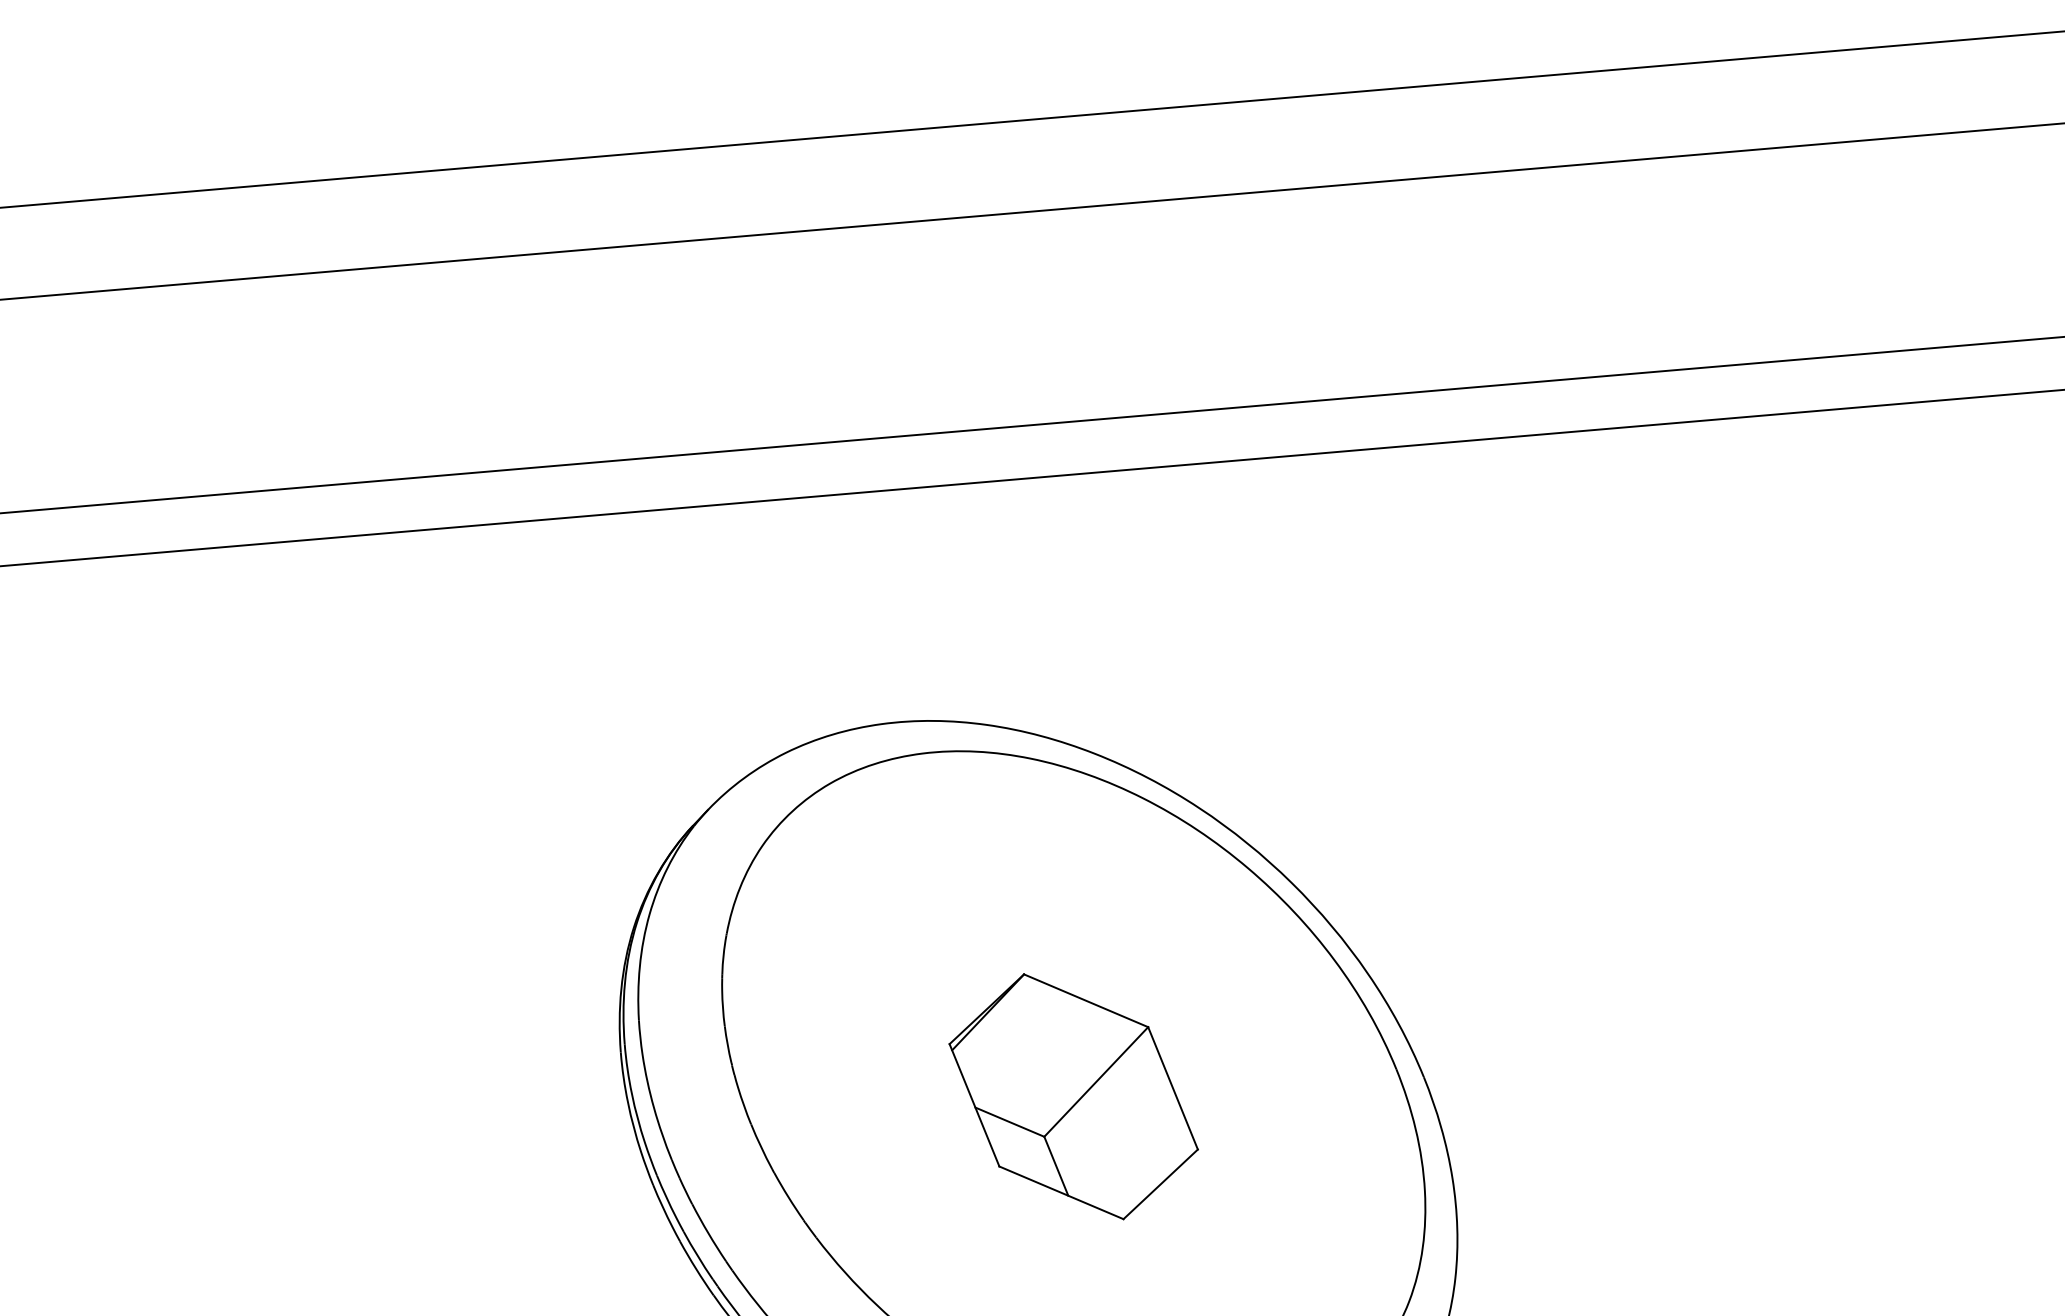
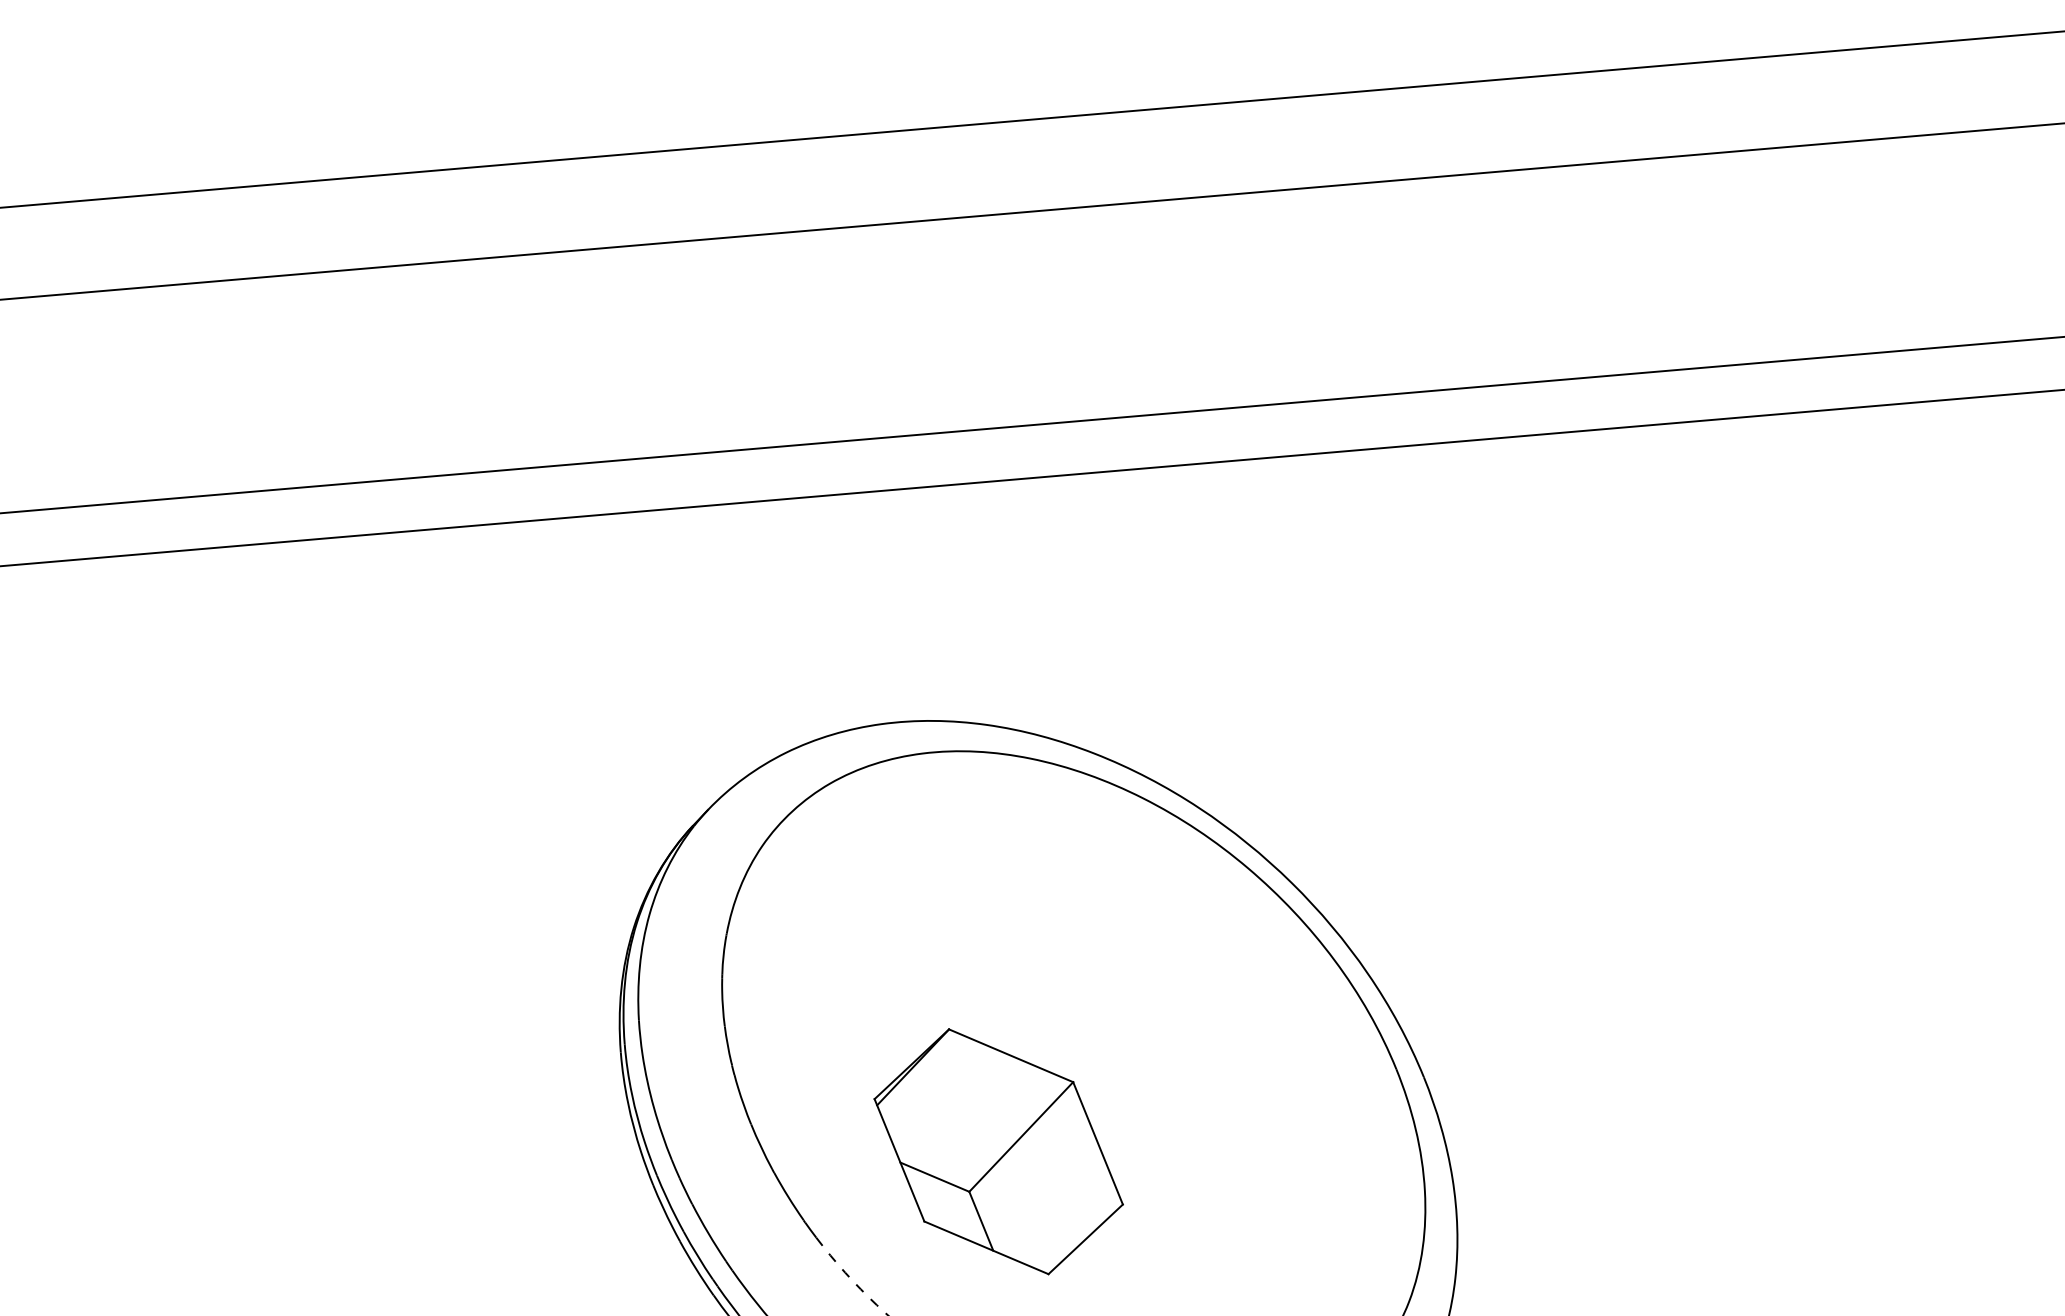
part position: (1073, 1096) -> (998, 1151) (998, 1151)
arc: solid -> dashed (850, 1278)
